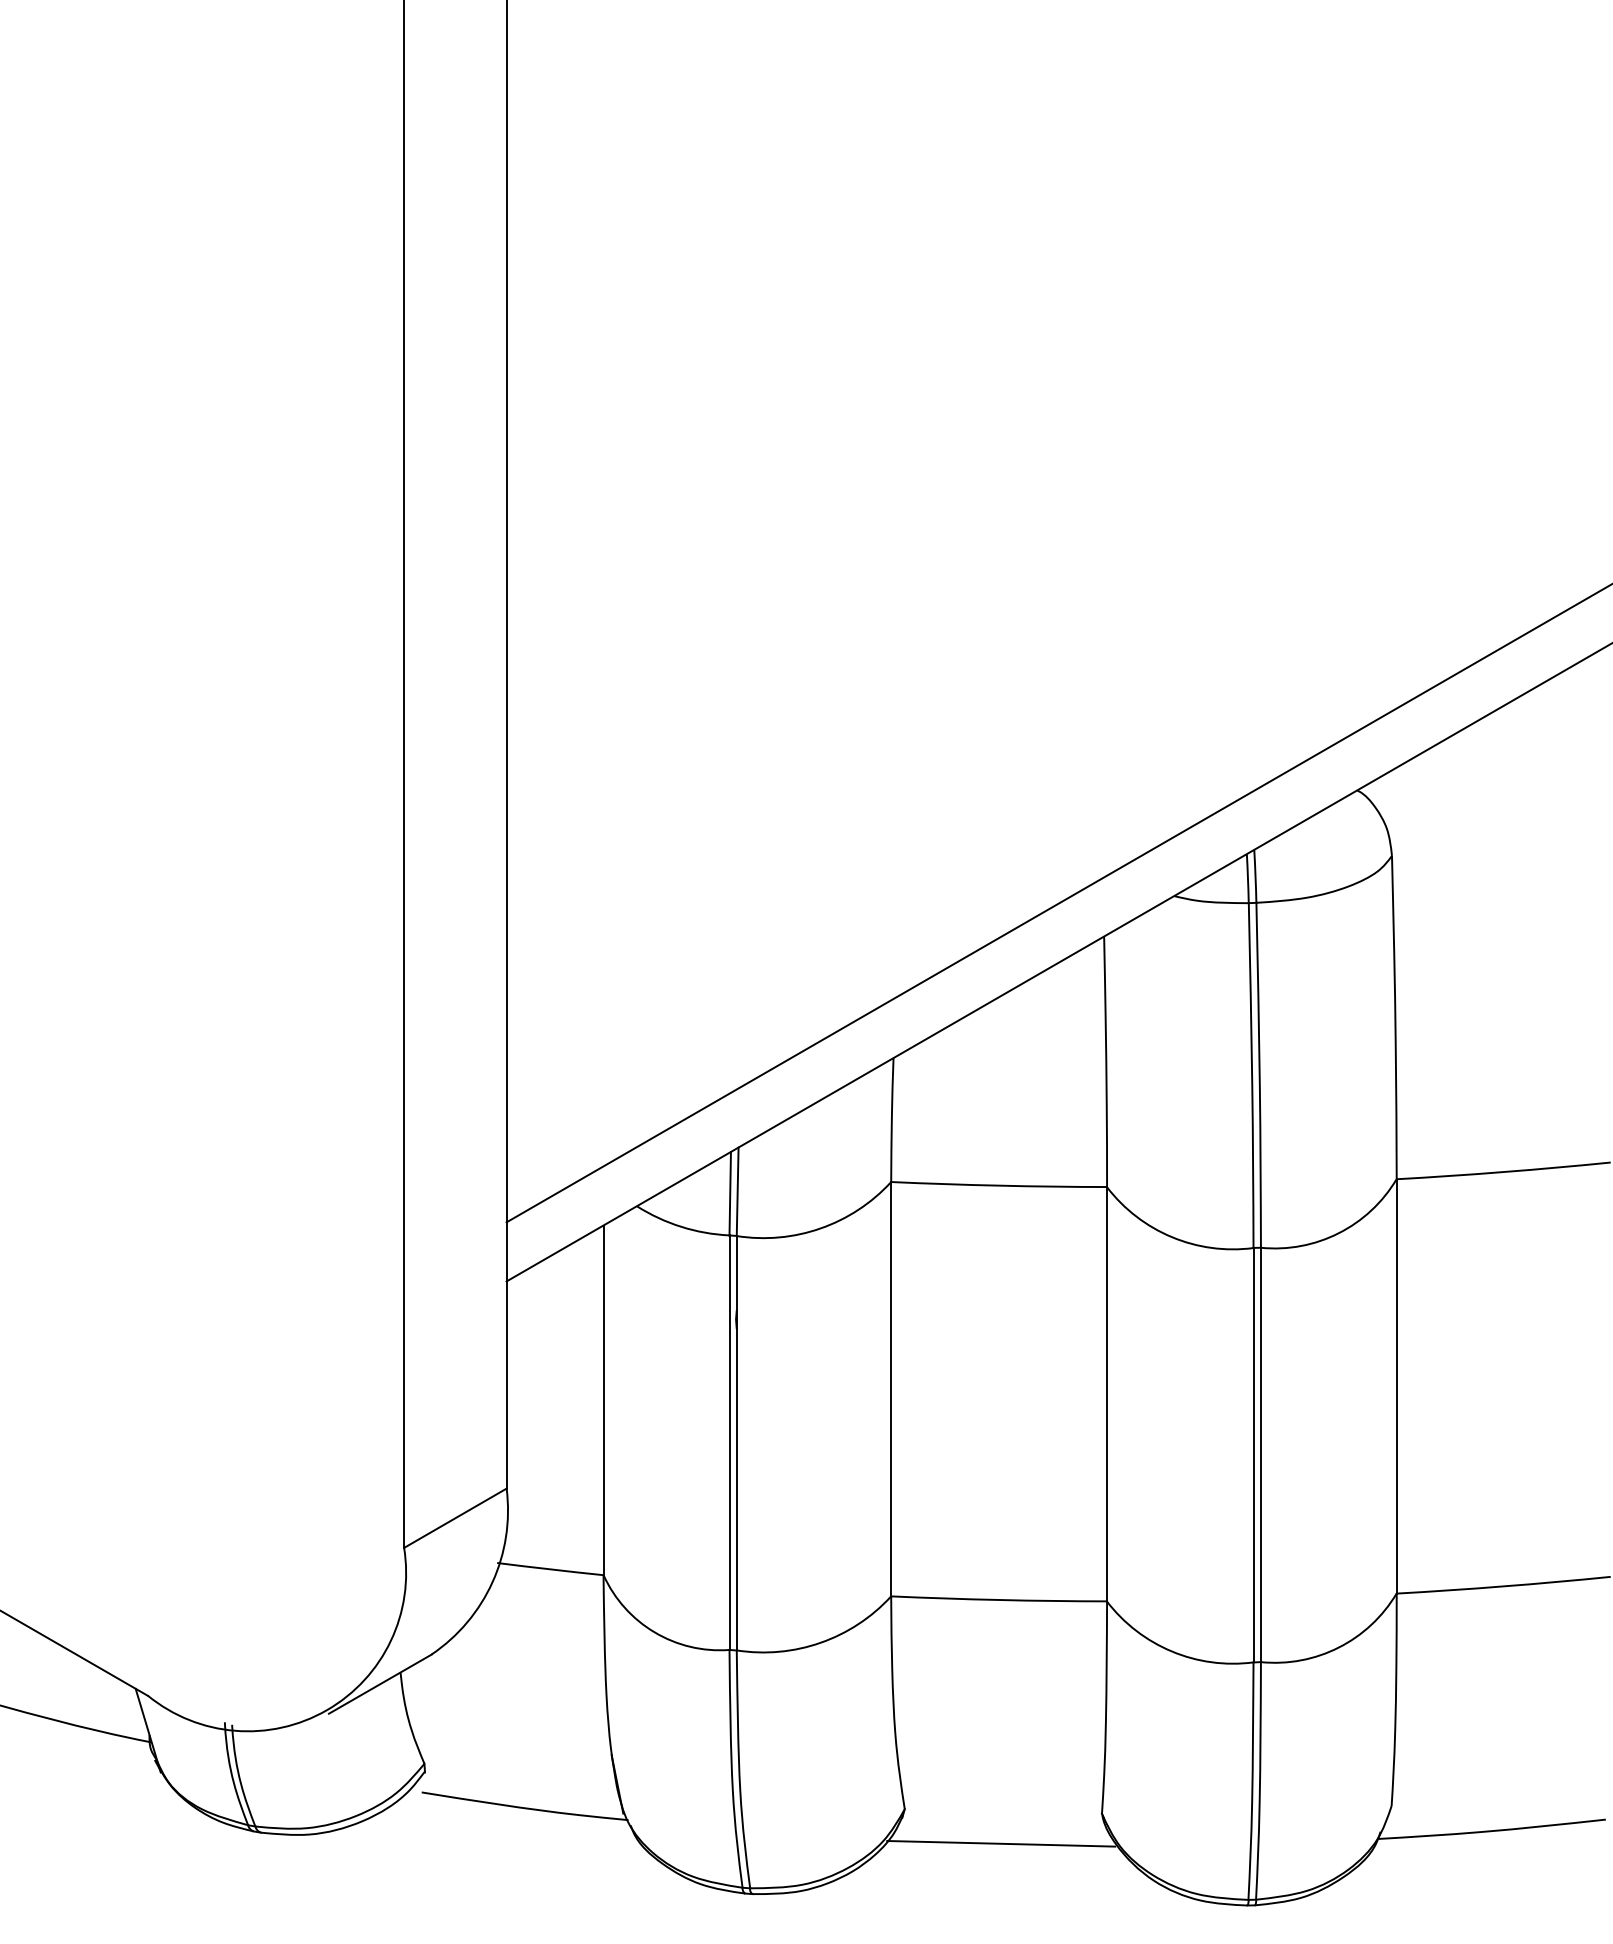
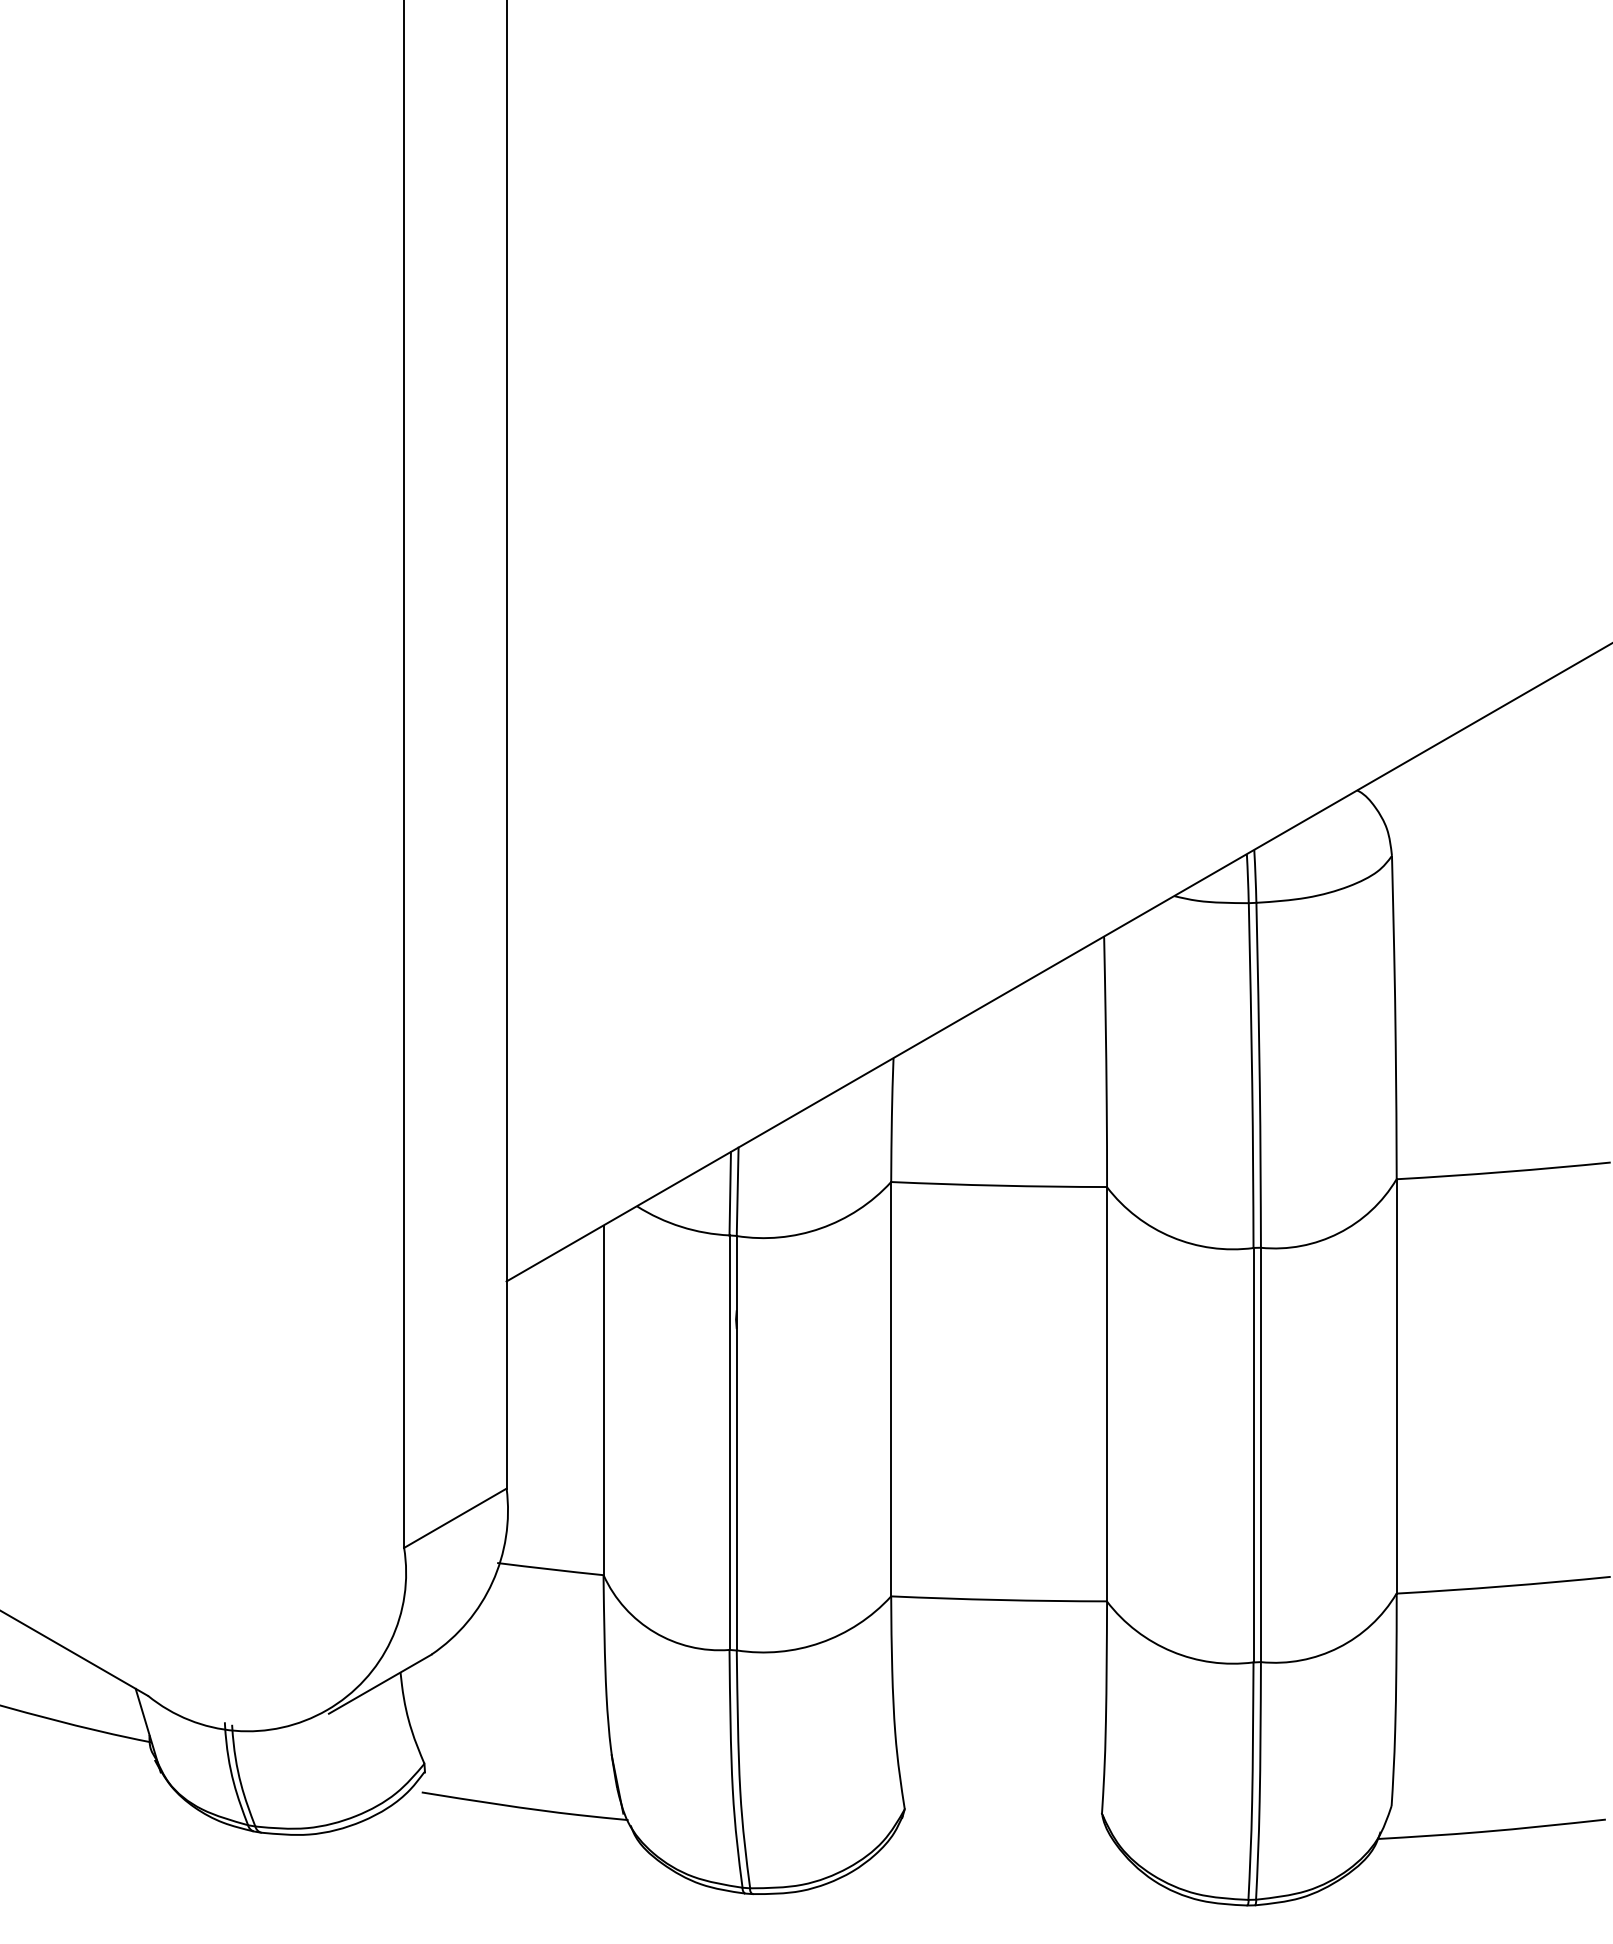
line: present -> none (1057, 903)
line: present -> none (1001, 1843)
